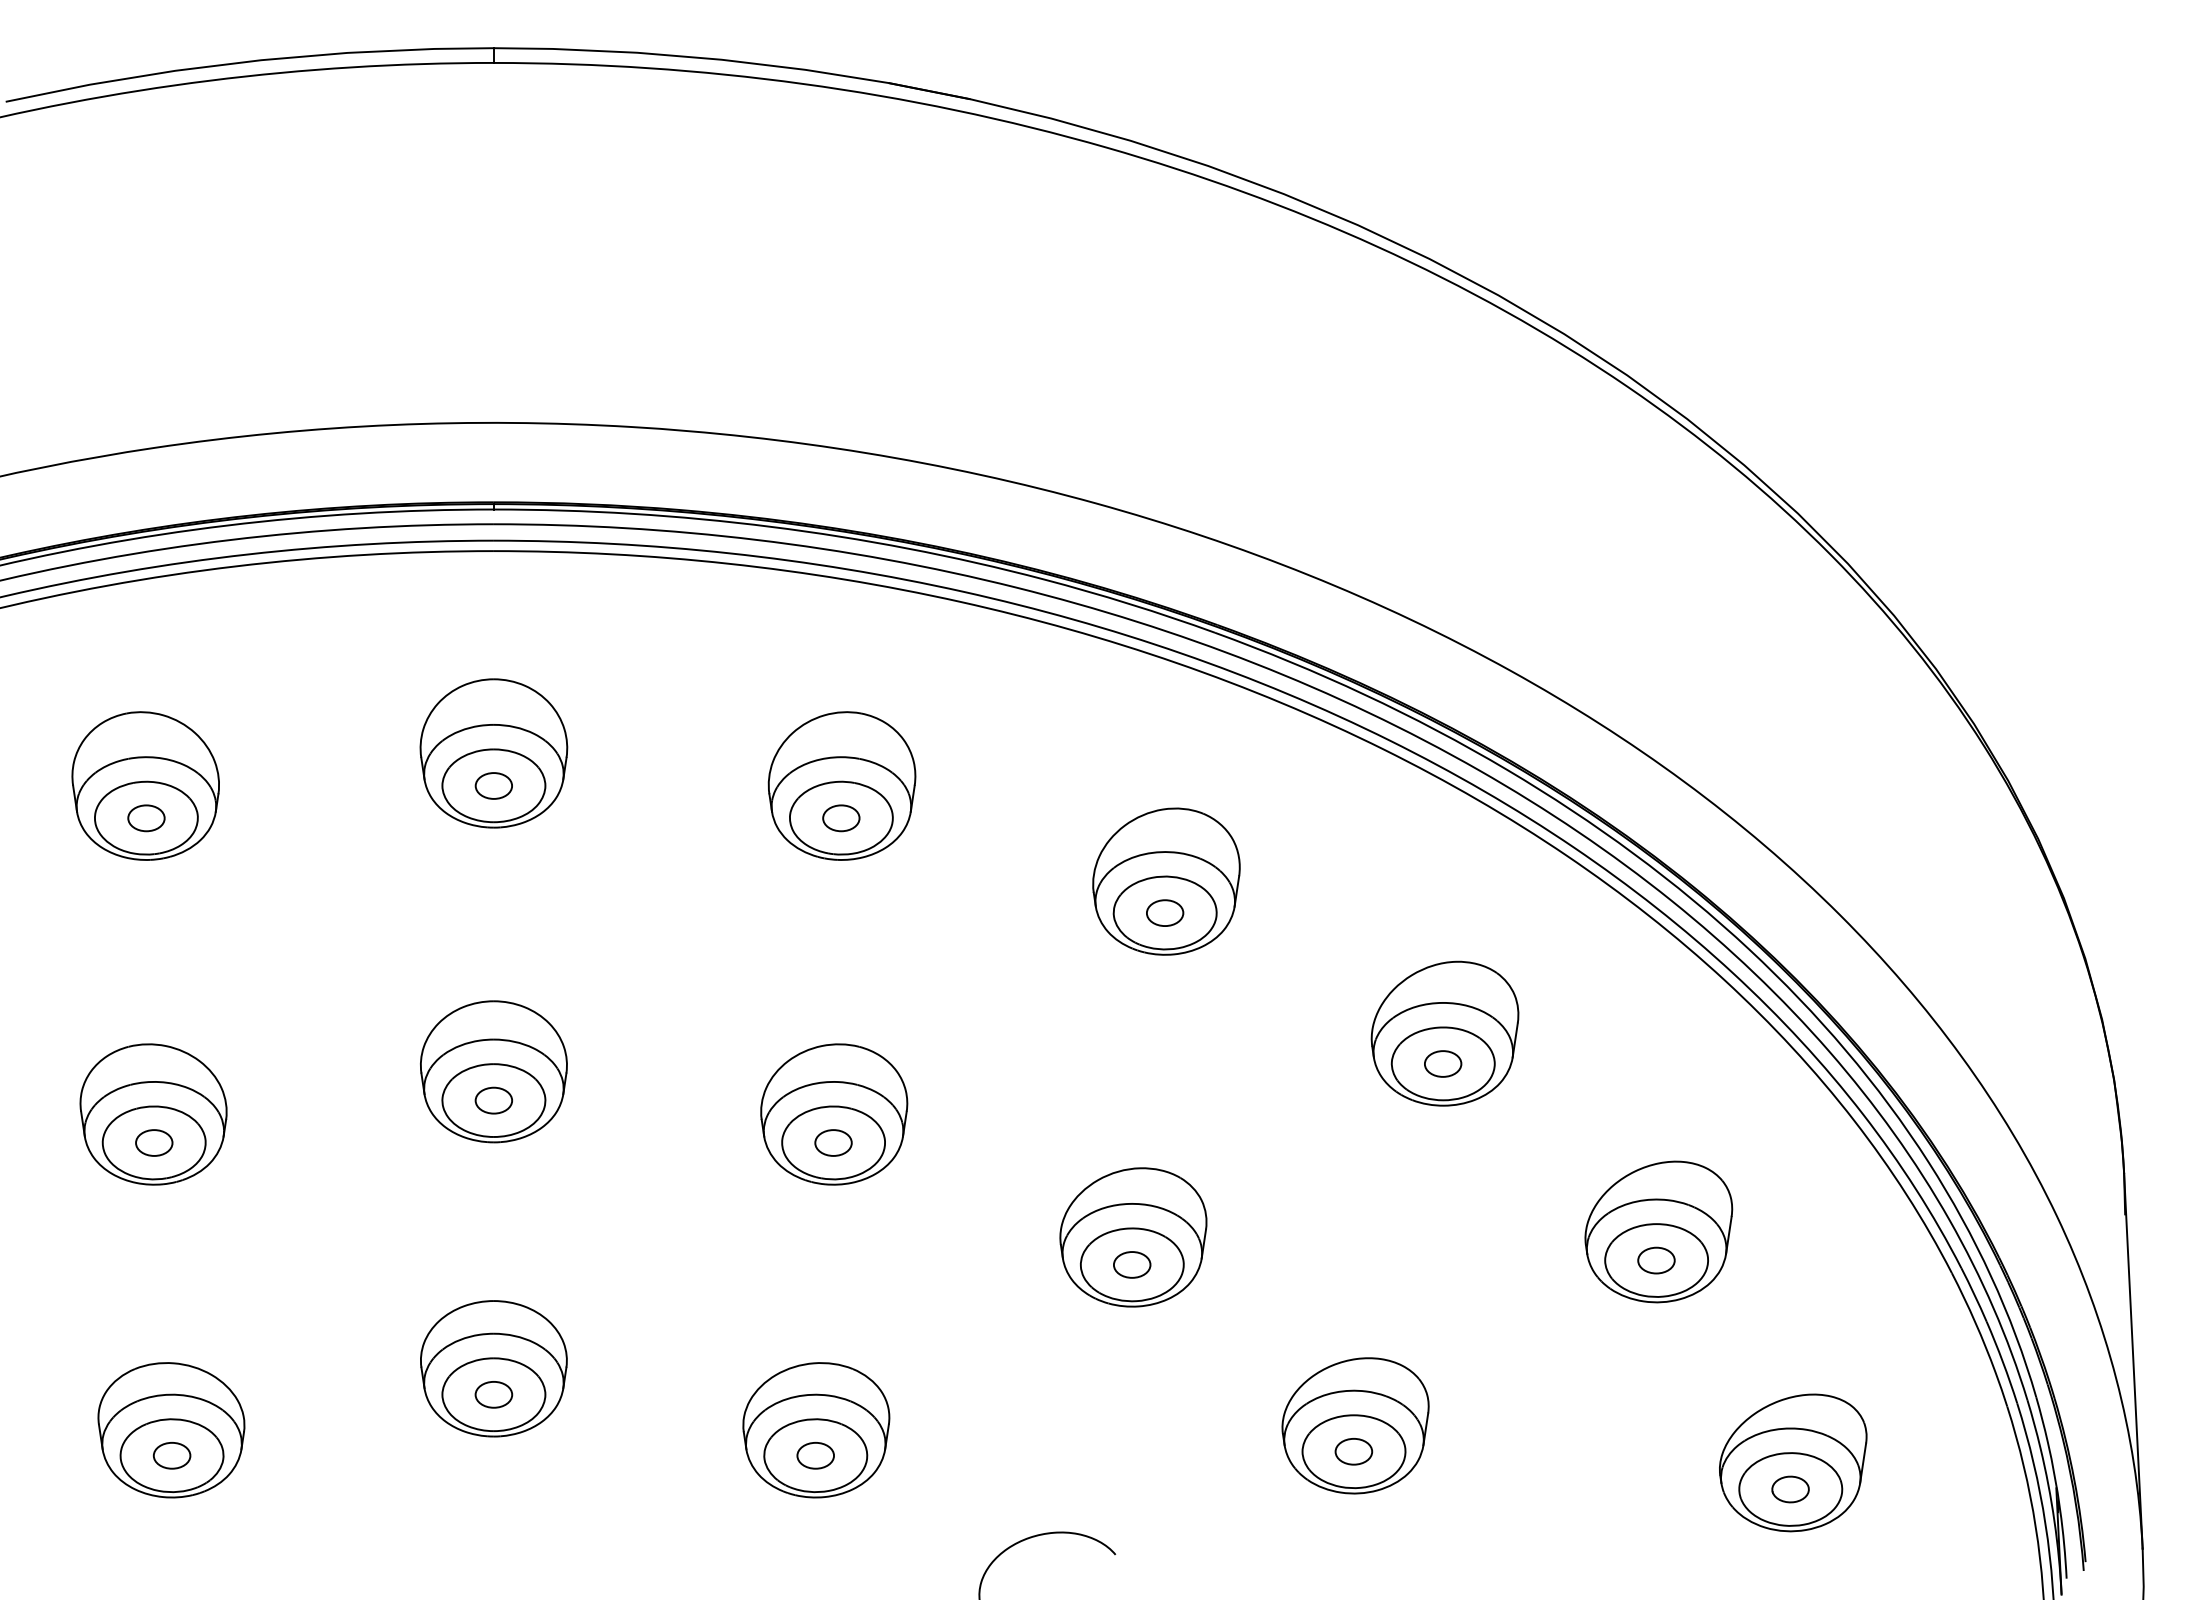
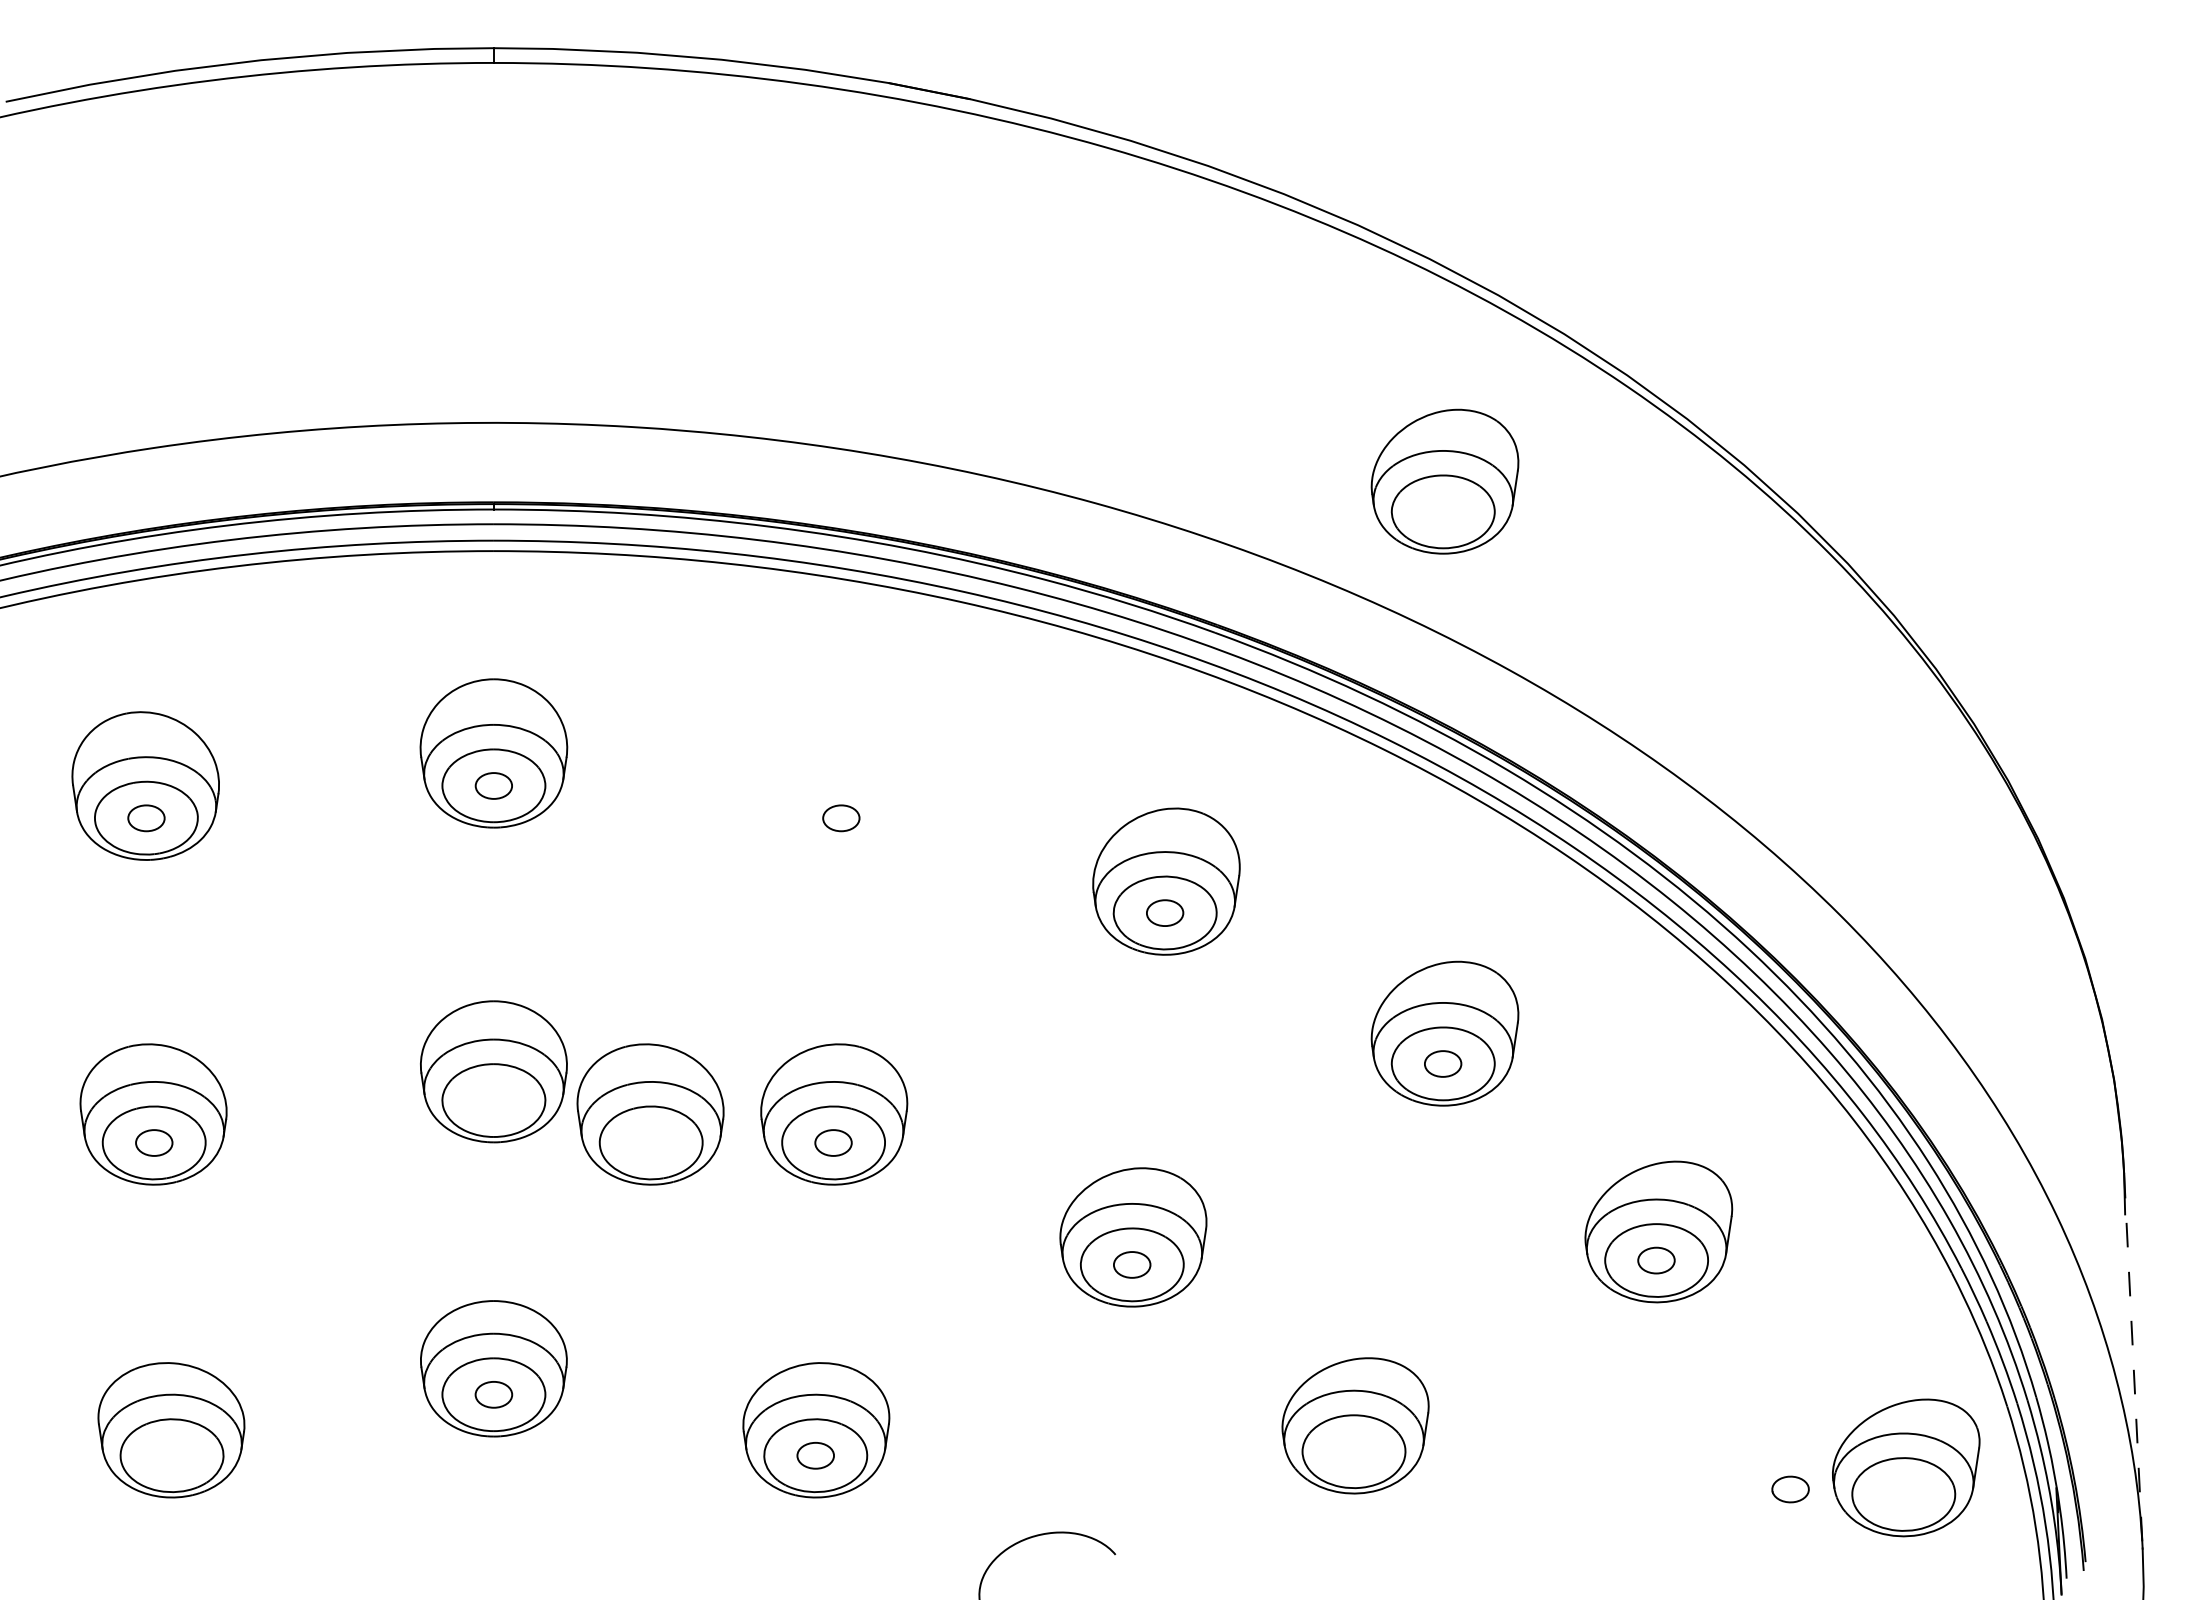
part: none -> present (1444, 481)
part: present -> none (841, 785)
part: present -> none (493, 1100)
part: none -> present (650, 1114)
line: solid -> dashed (2133, 1361)
part: present -> none (1353, 1451)
part: present -> none (171, 1455)
part position: (1793, 1462) -> (1906, 1467) (1906, 1467)
